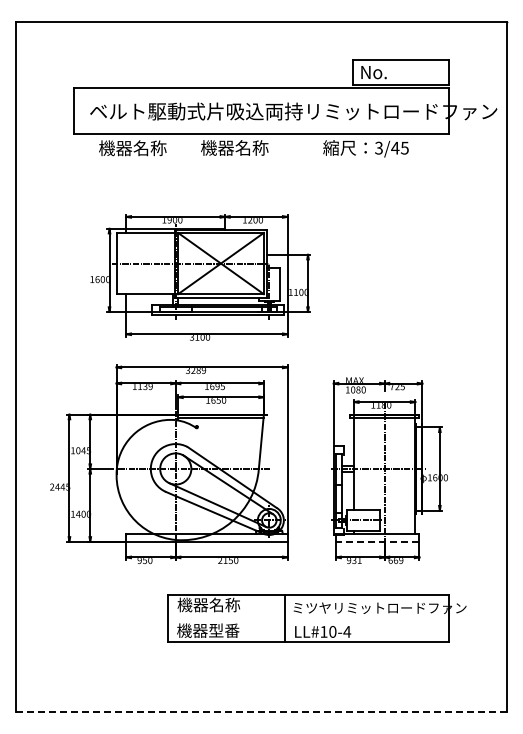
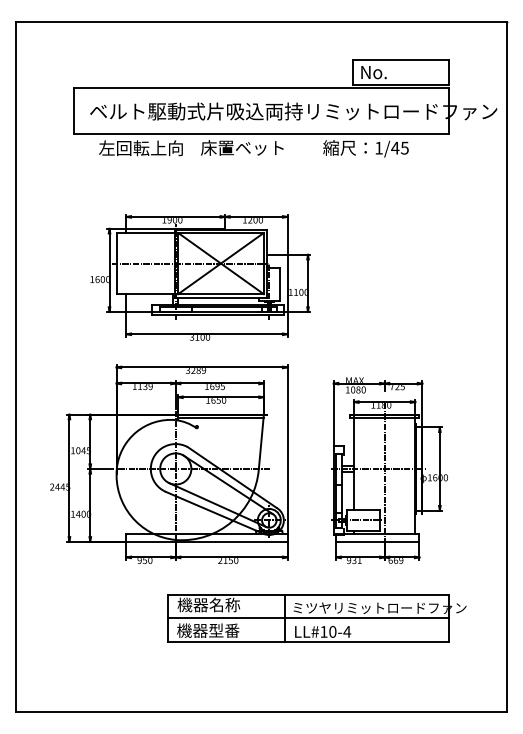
text: 機器名称 -> 床置ベット (242, 147)
text: 3/45 -> 1/45 (378, 147)
text: 機器名称 -> 左回転上向 (140, 148)
line: dashed -> solid (377, 541)
line: none -> present (307, 618)
line: dashed -> solid (261, 711)
